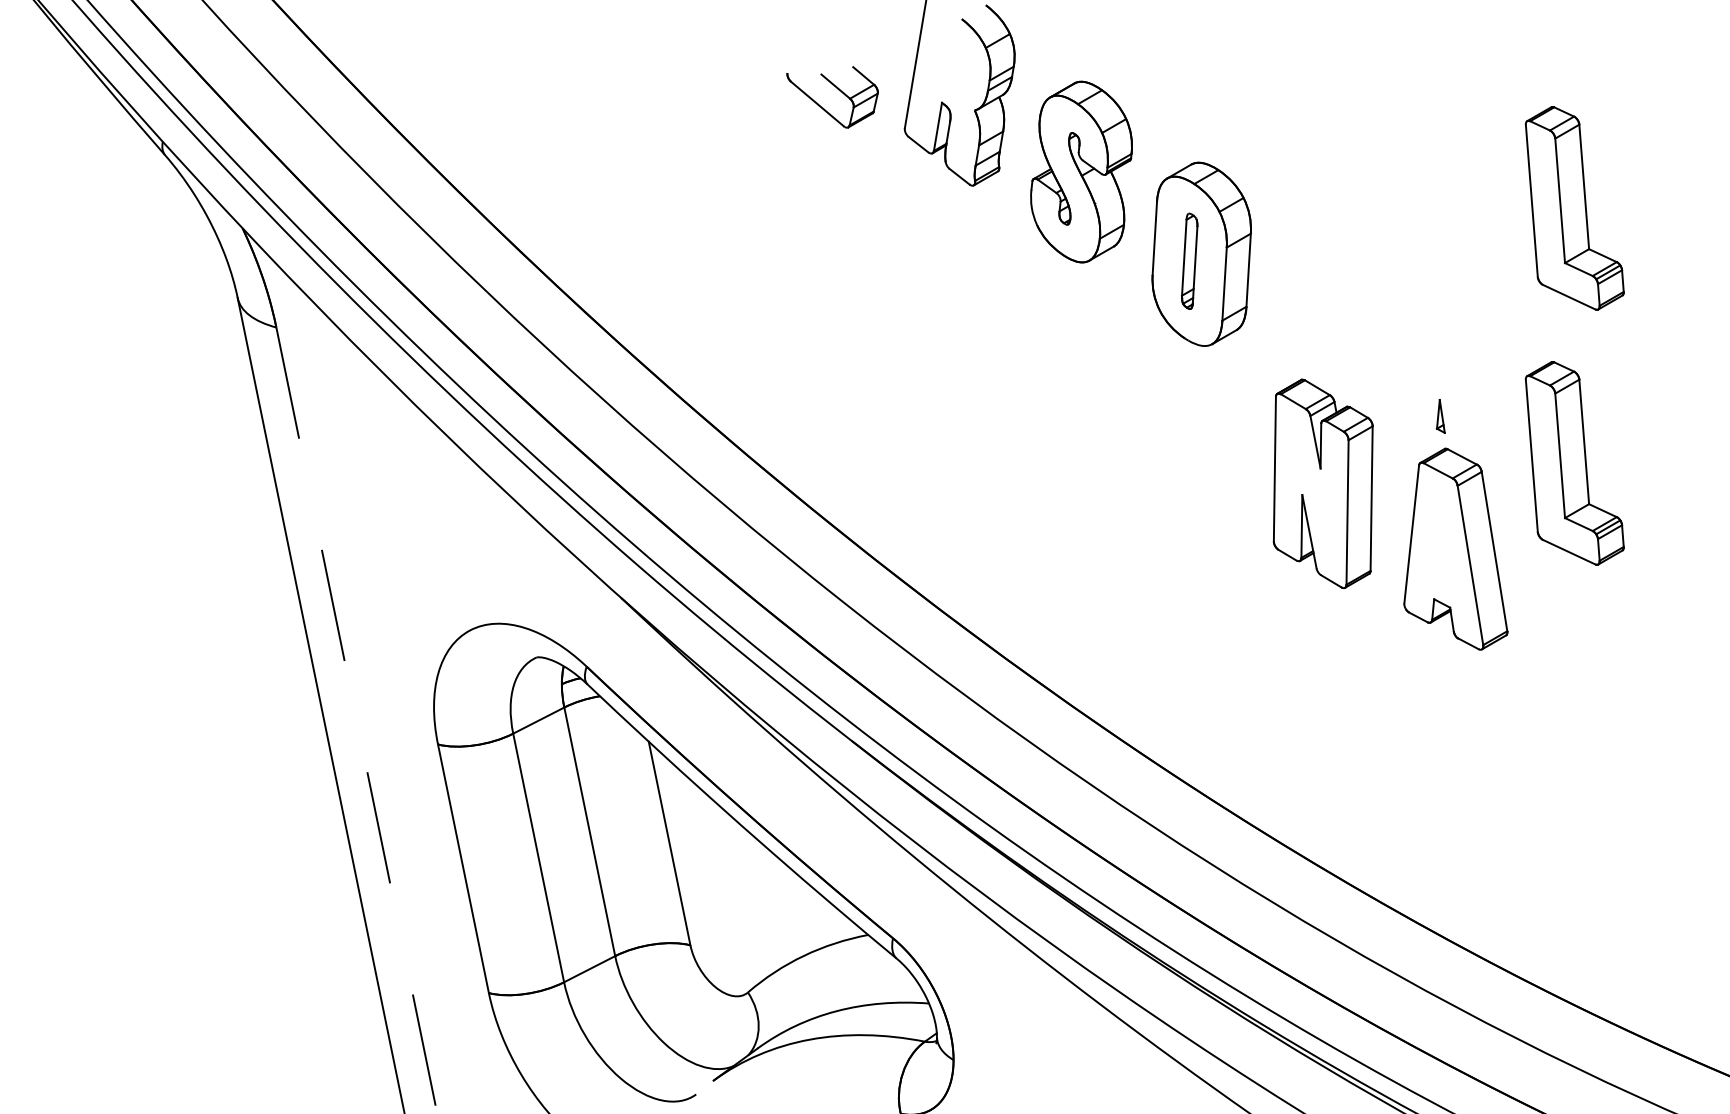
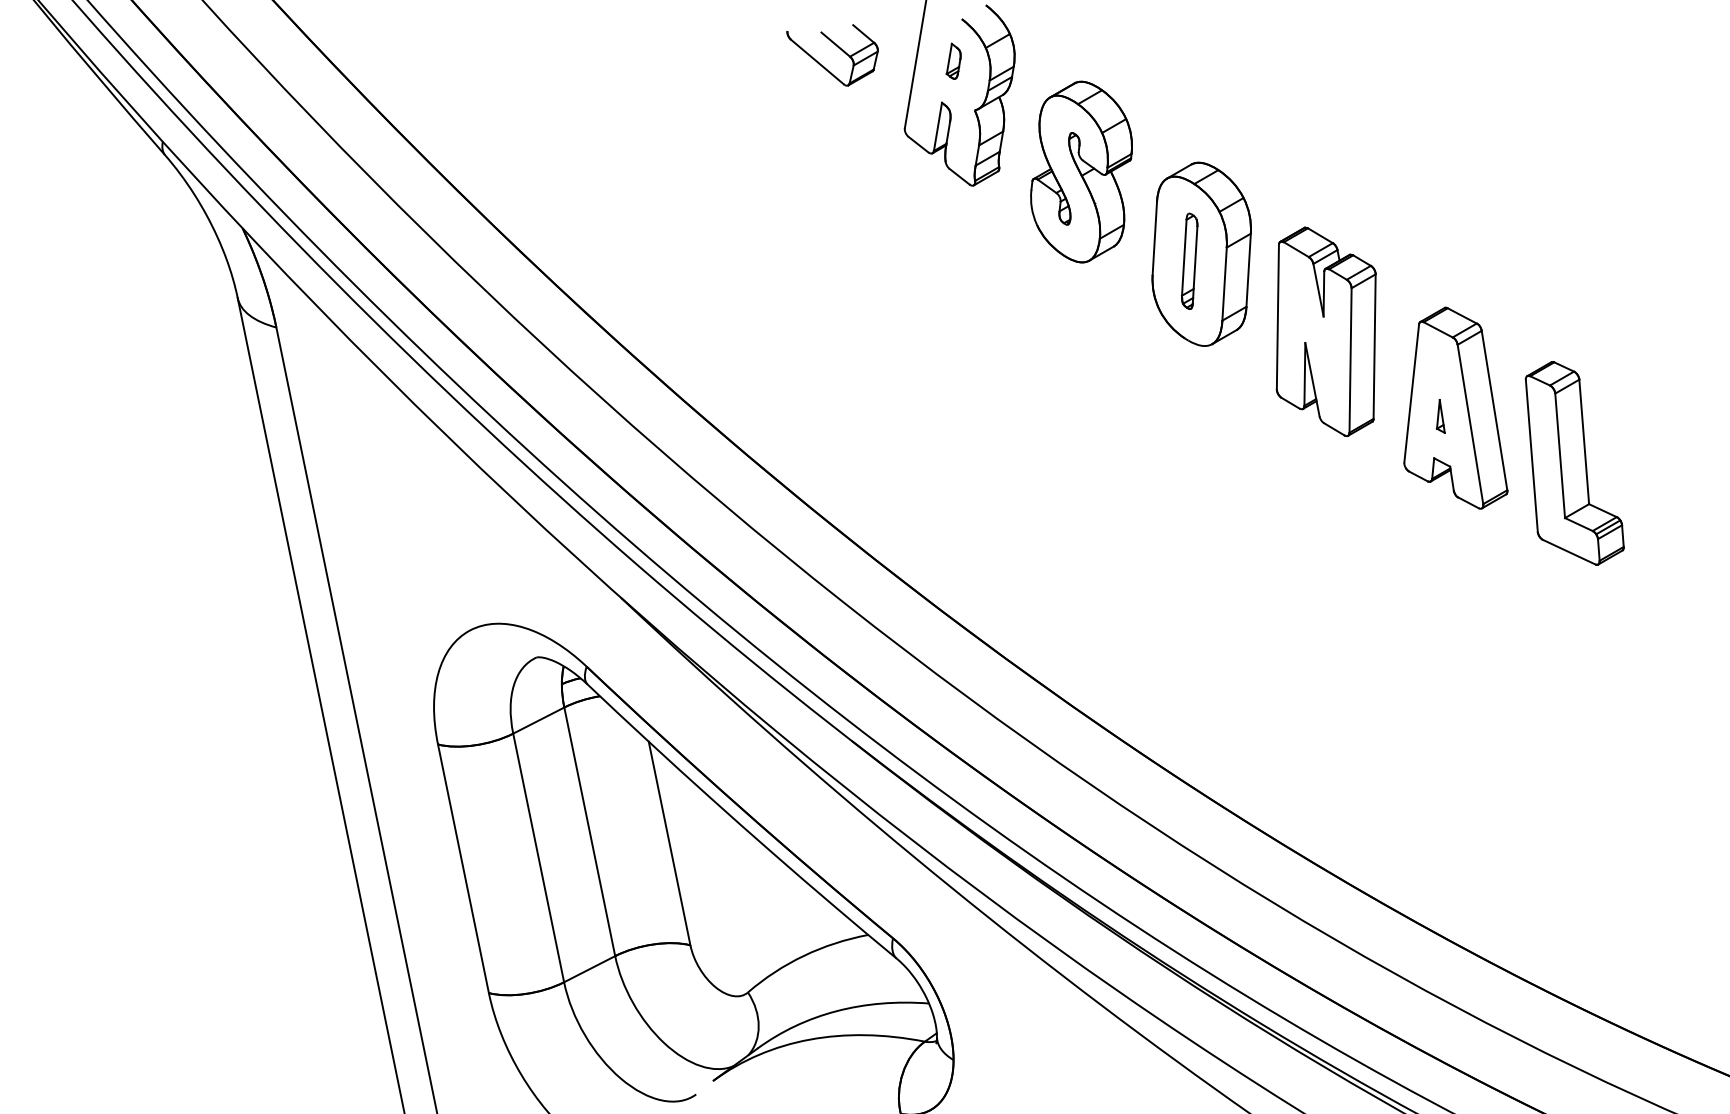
part: none -> present (953, 60)
part position: (838, 90) -> (838, 48) (838, 48)
part: present -> none (1574, 208)
part position: (1322, 483) -> (1325, 331) (1325, 331)
part position: (1455, 548) -> (1455, 407) (1455, 407)
line: dashed -> solid (356, 721)
